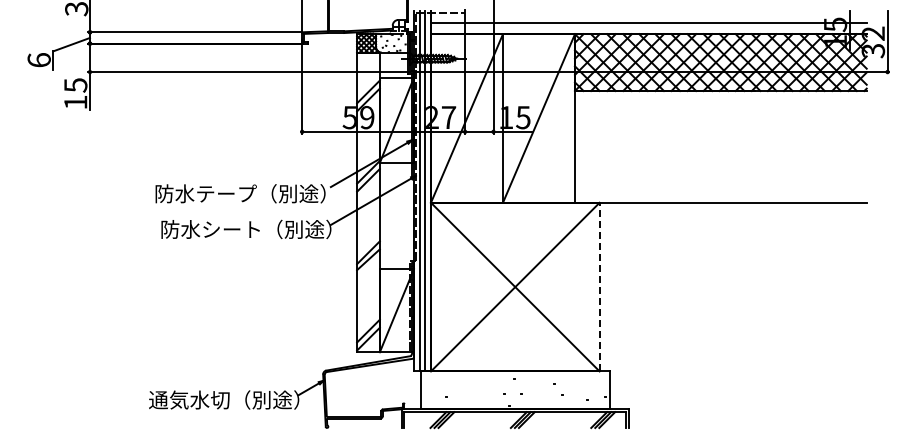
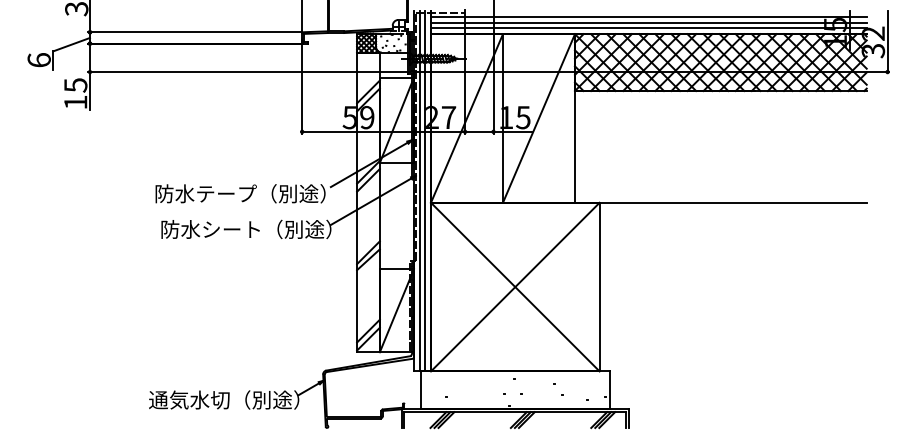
line: none -> present (648, 17)
line: none -> present (648, 28)
line: dashed -> solid (599, 286)
